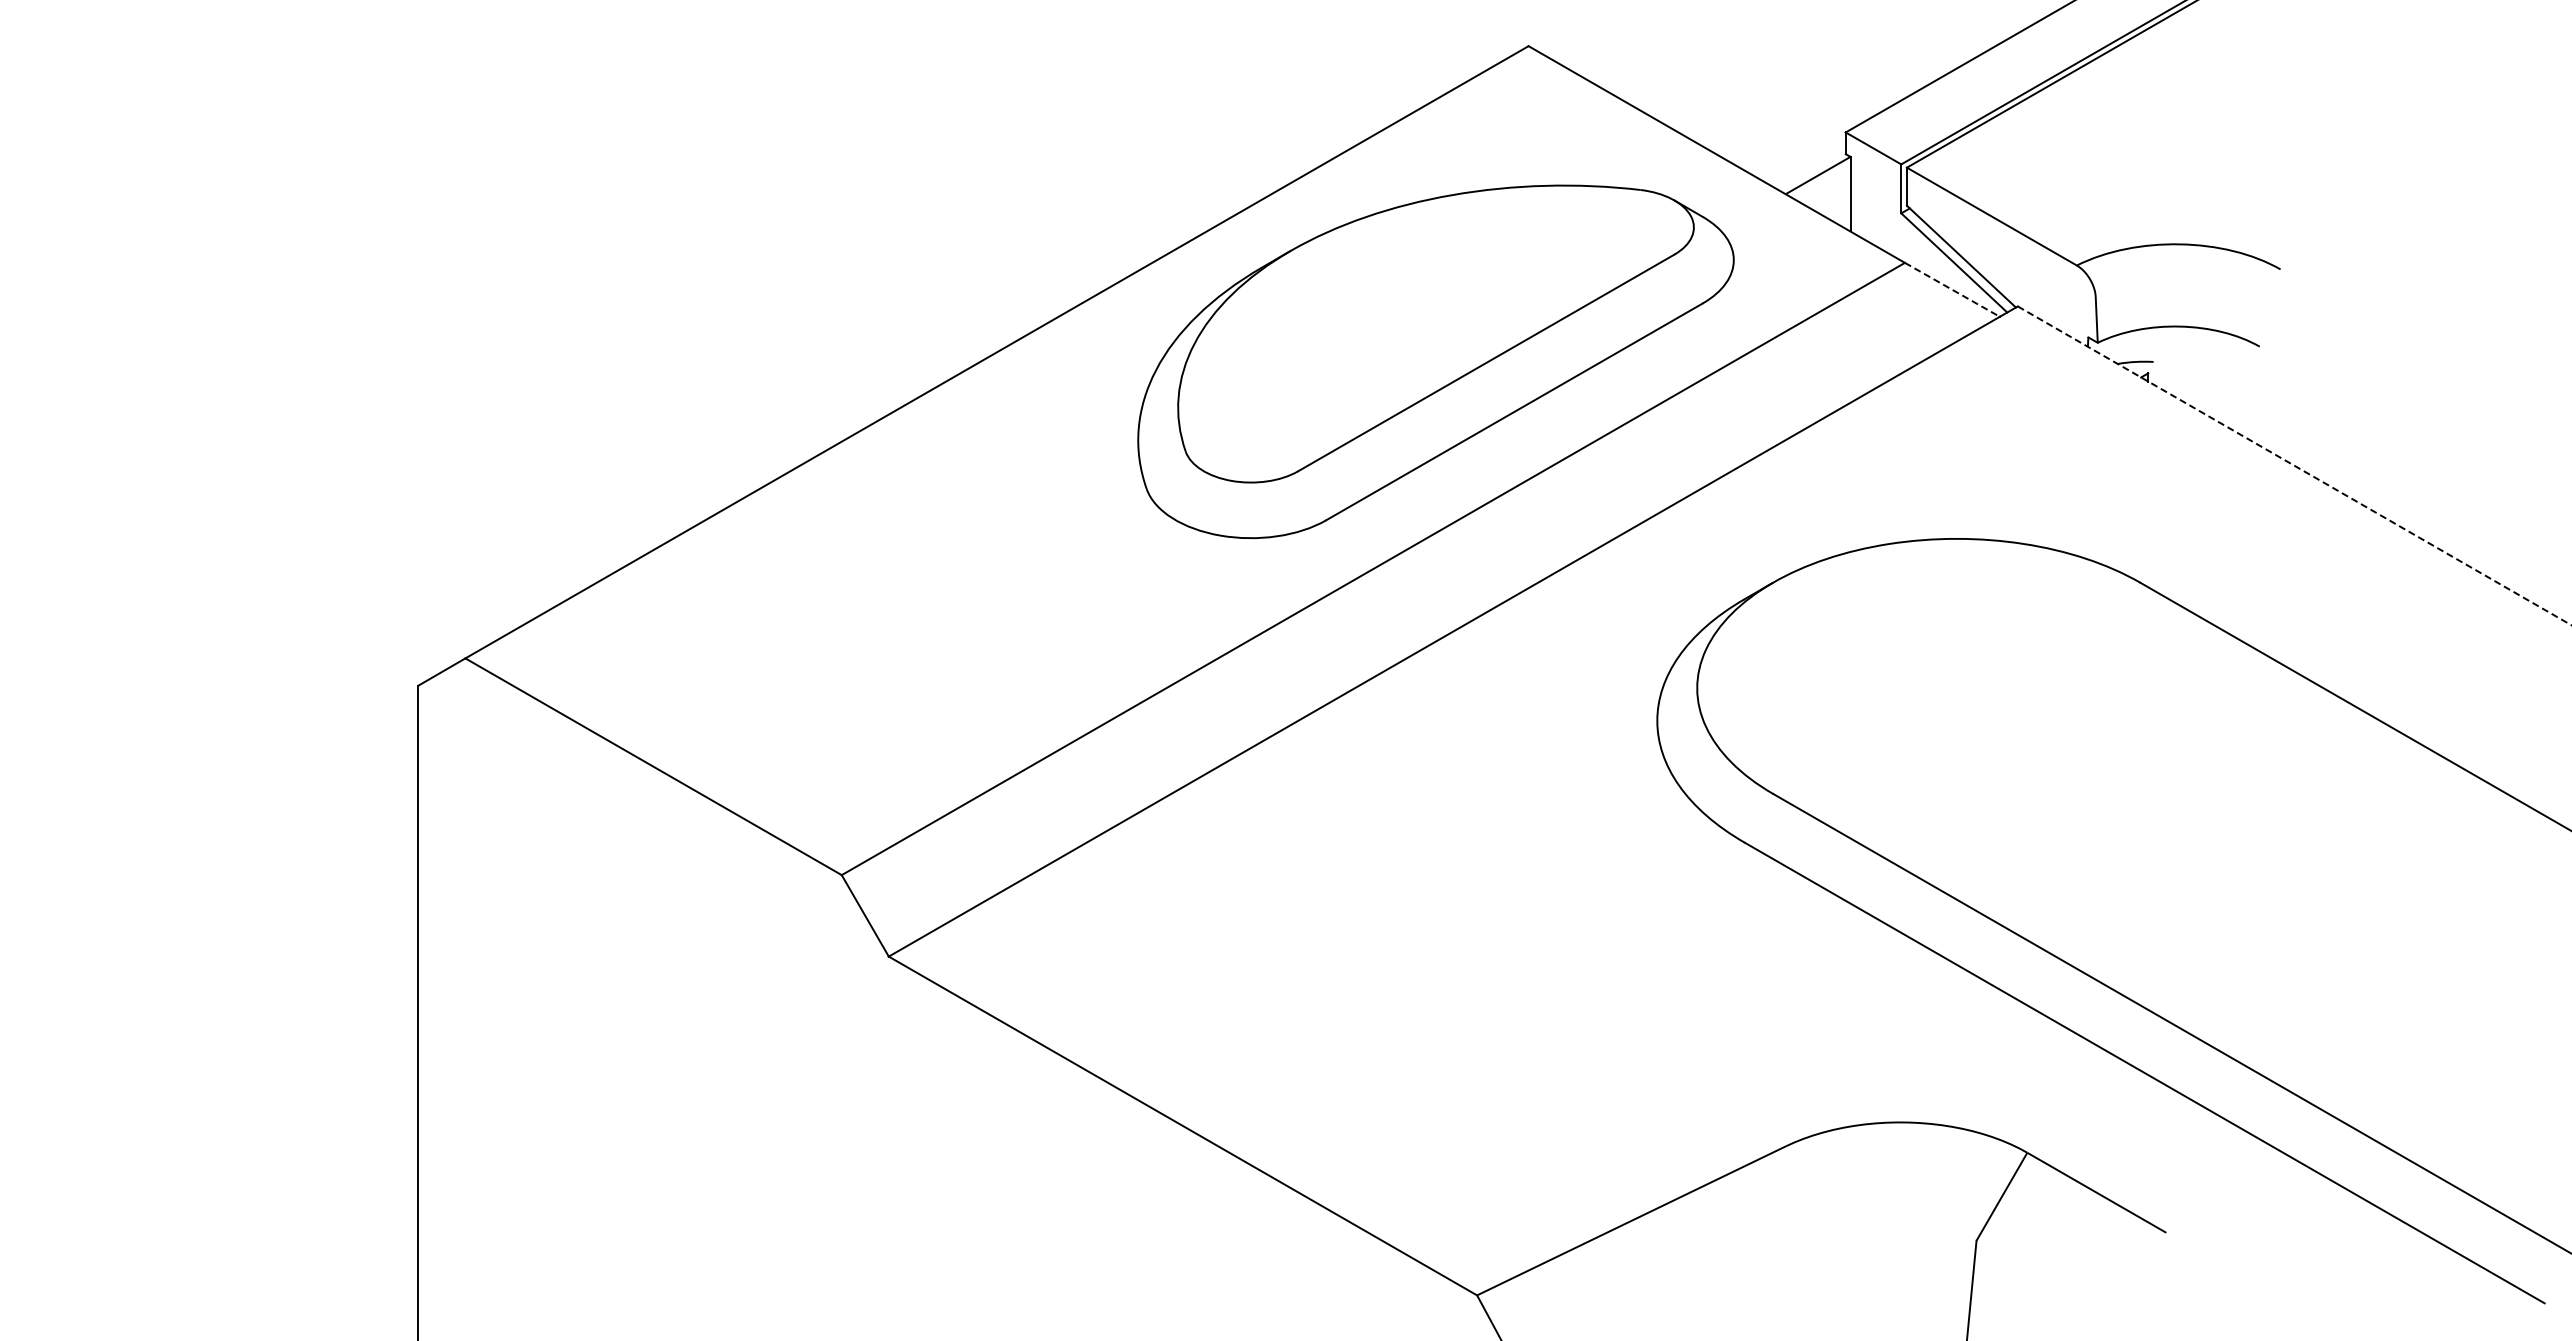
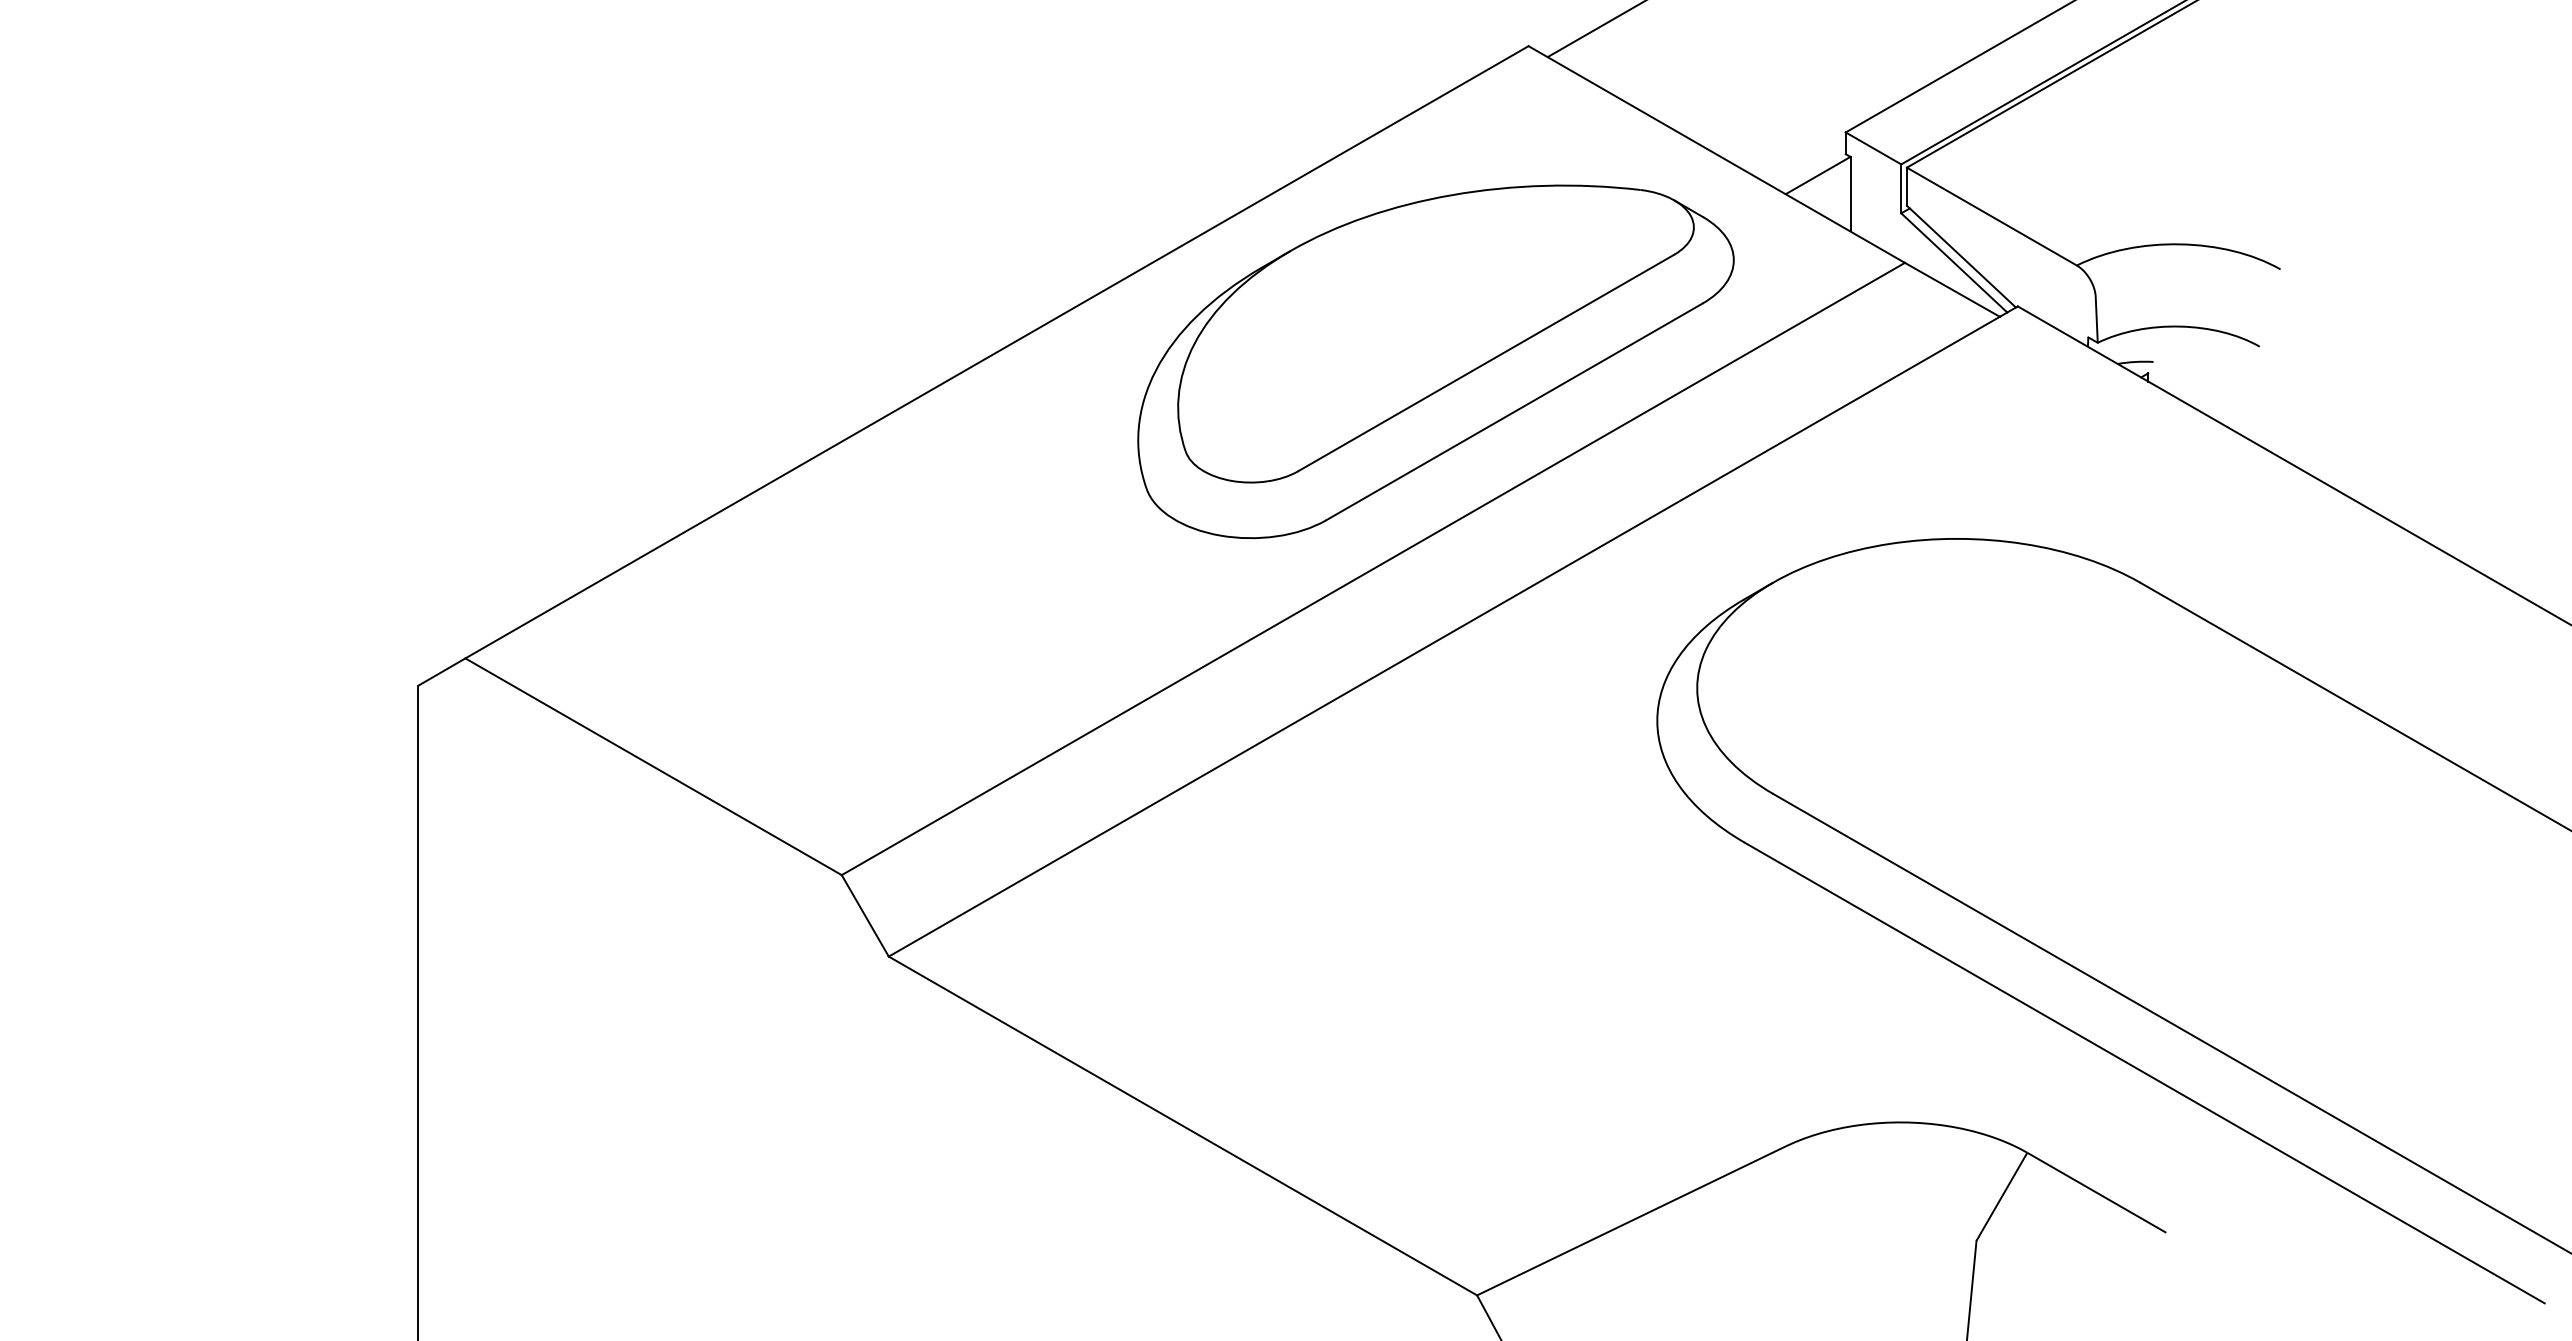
line: none -> present (1595, 29)
line: dashed -> solid (1952, 289)
line: dashed -> solid (2295, 466)
